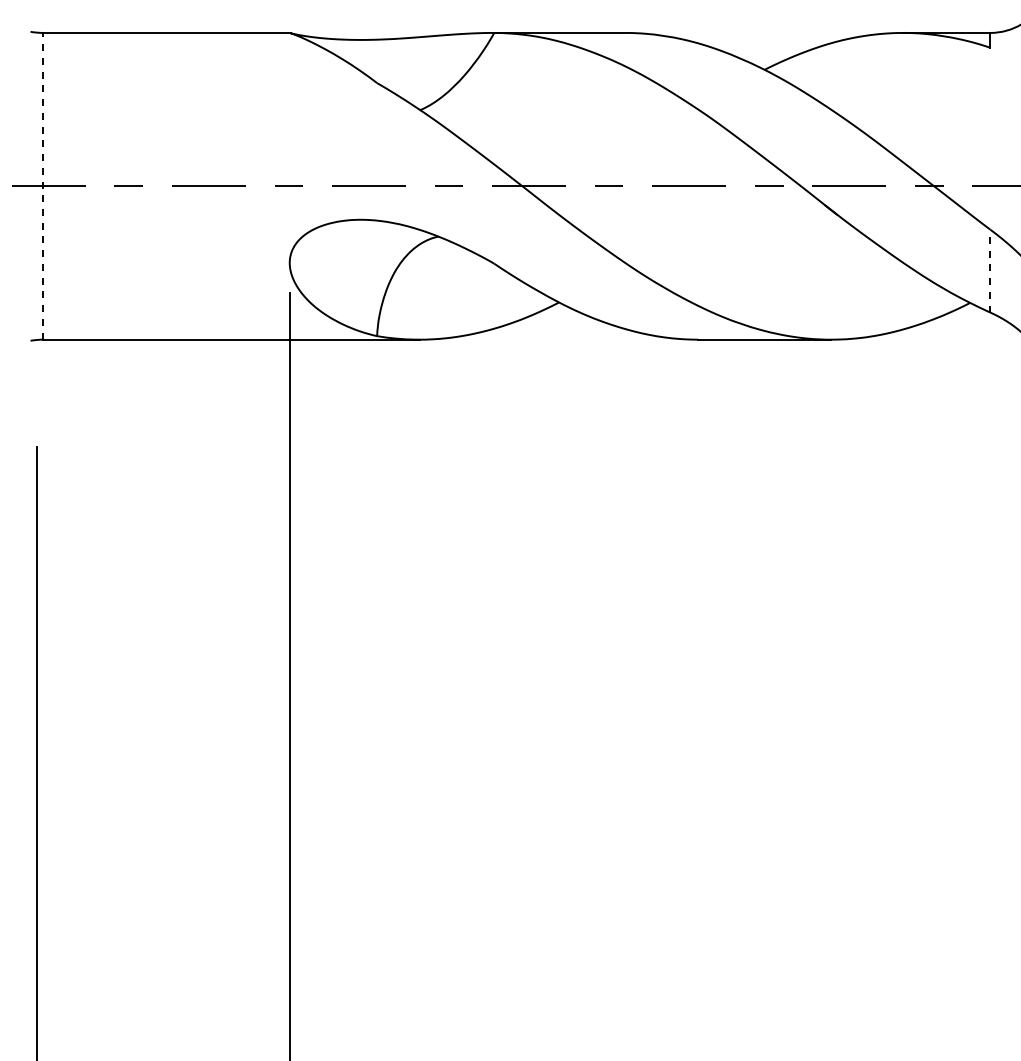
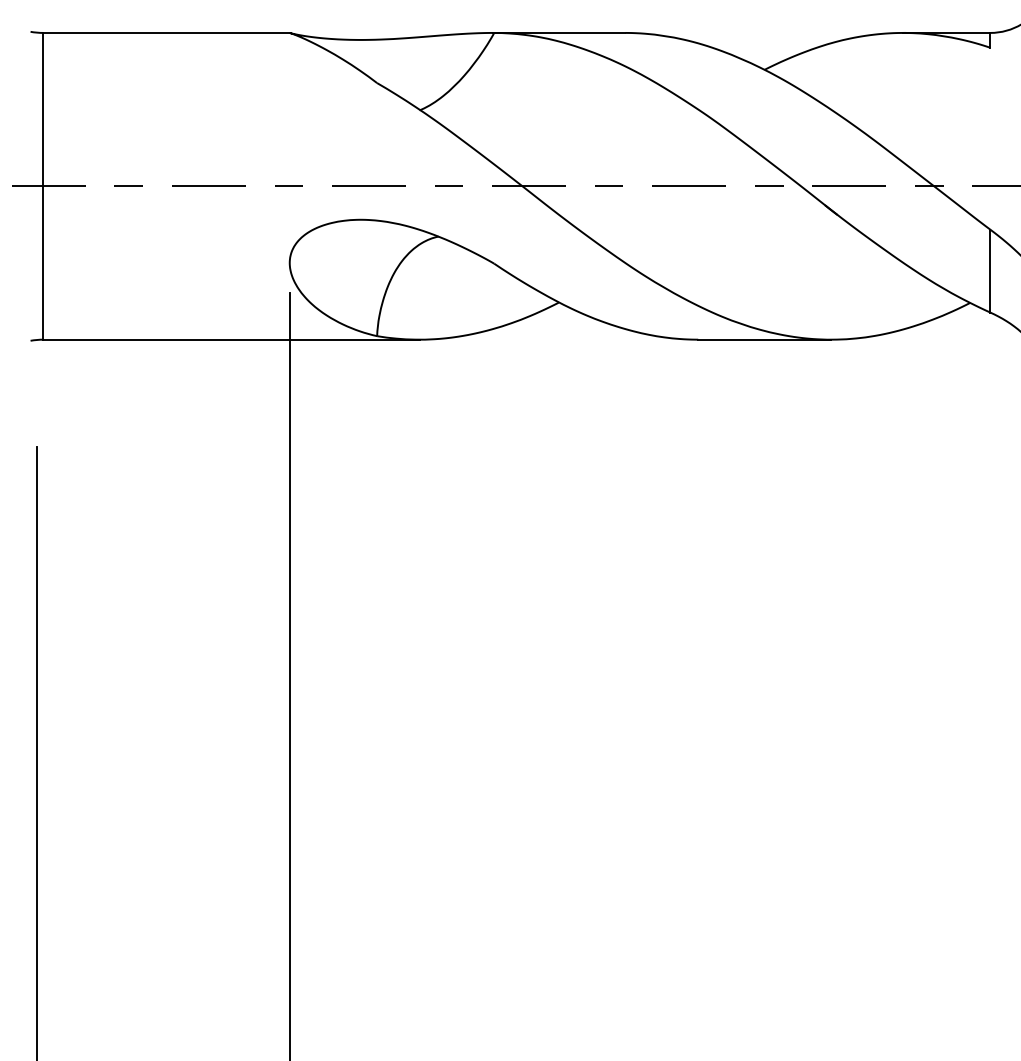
line: dashed -> solid (43, 185)
line: dashed -> solid (990, 270)
